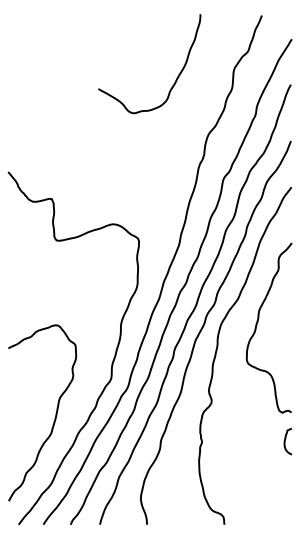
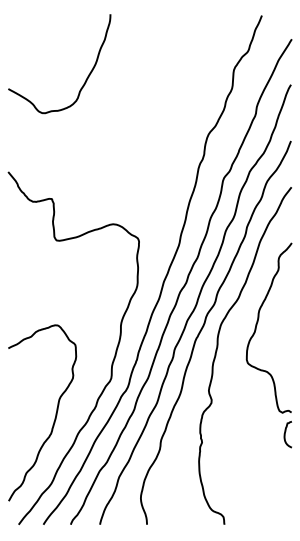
curve position: (175, 79) -> (85, 79) (85, 79)
curve position: (285, 441) -> (285, 434) (285, 434)
